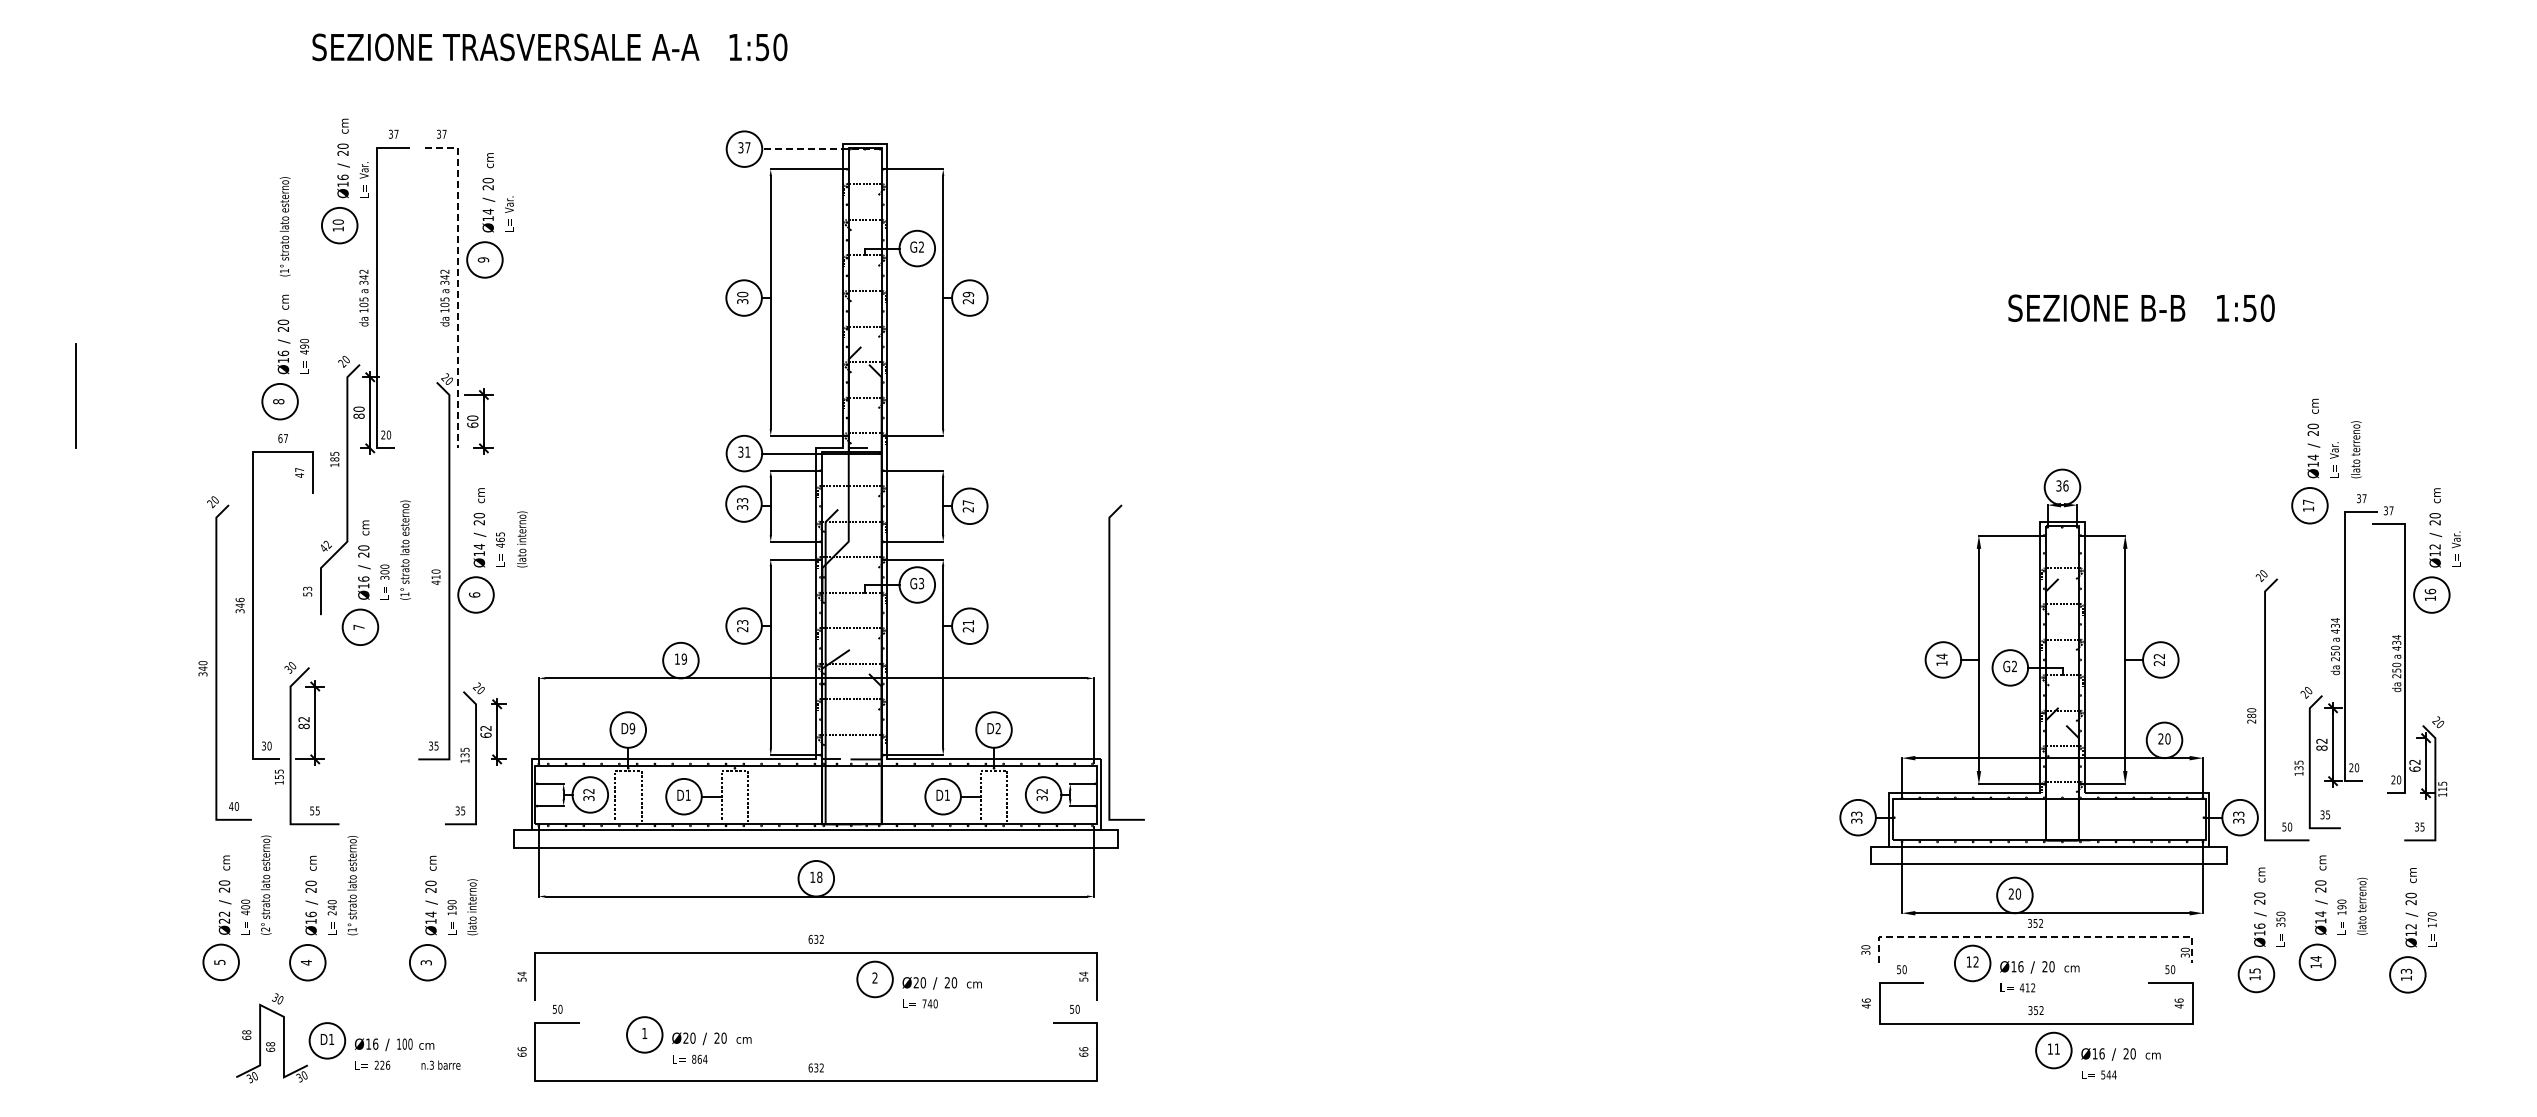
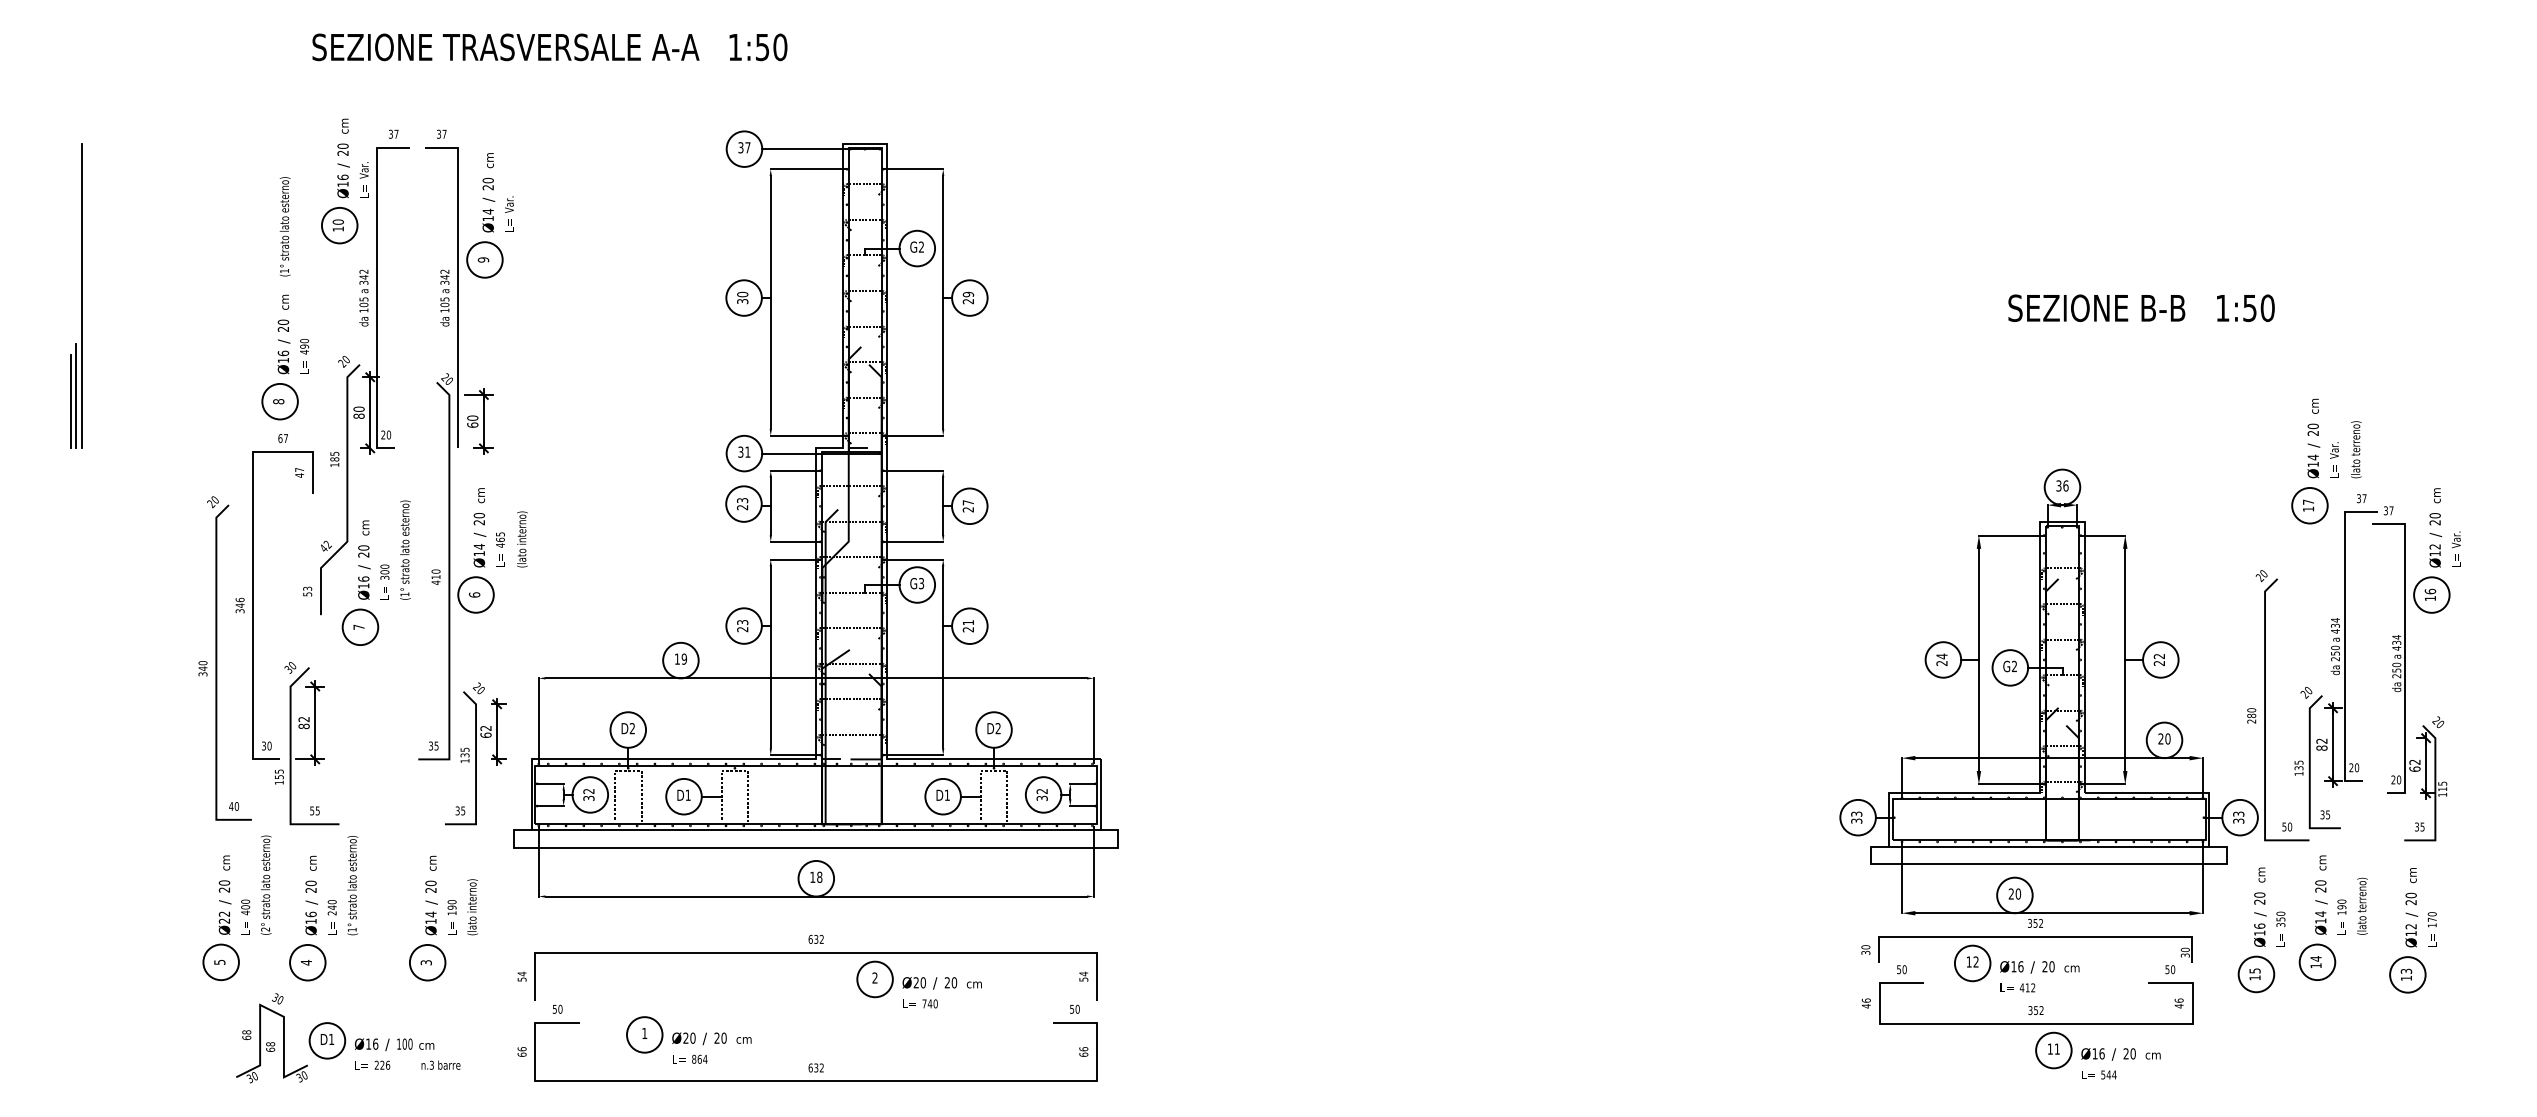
line: dashed -> solid (820, 149)
line: dashed -> solid (458, 281)
line: none -> present (81, 296)
line: none -> present (70, 401)
text: 33 -> 23 (742, 507)
line: present -> none (1110, 662)
text: 14 -> 24 (1941, 663)
text: D9 -> D2 (632, 728)
line: dashed -> solid (2036, 936)
